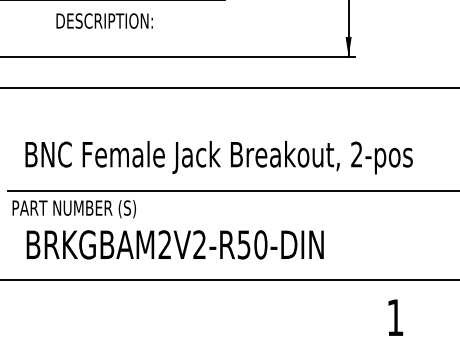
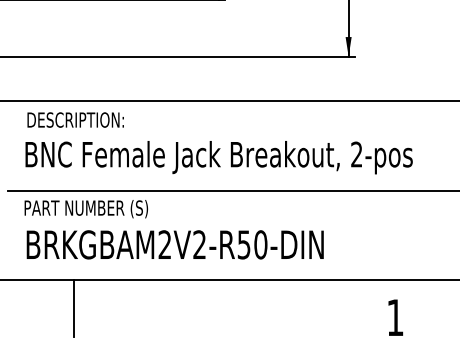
text position: (104, 20) -> (75, 119) (75, 119)
line position: (229, 87) -> (229, 100) (229, 100)
text position: (73, 209) -> (85, 209) (85, 209)
line: none -> present (74, 308)
